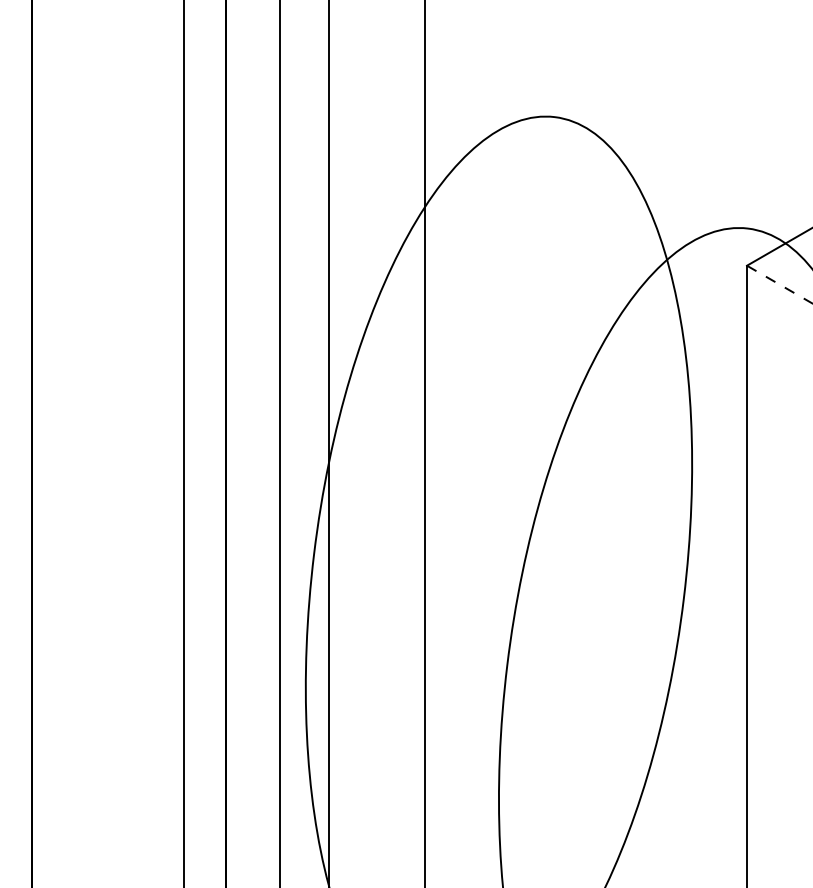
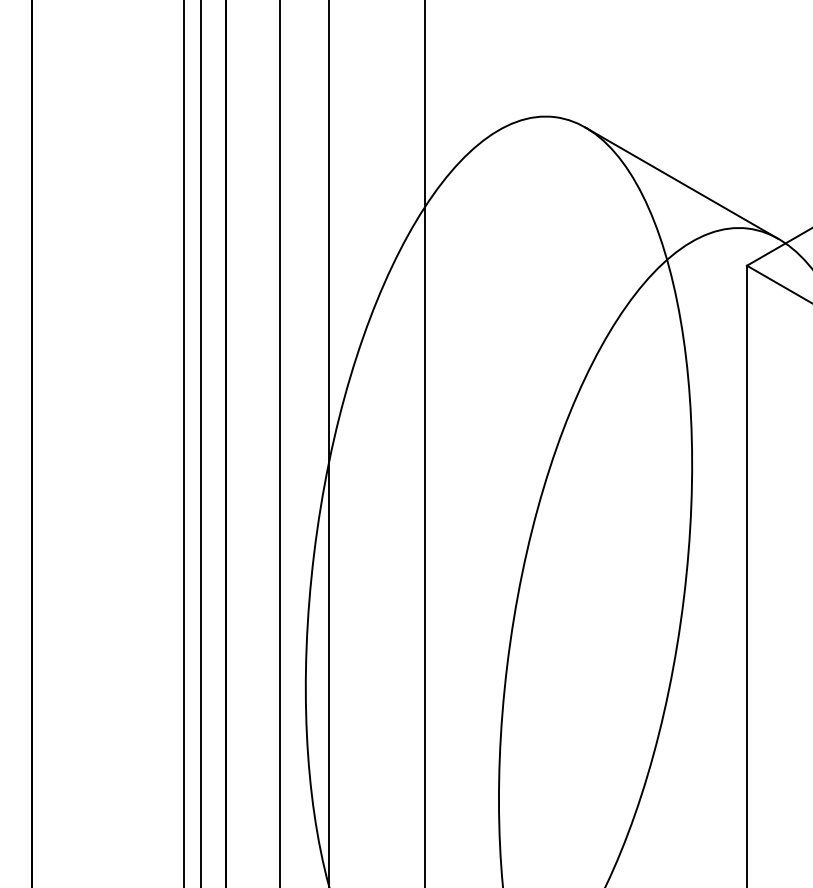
line: none -> present (681, 182)
line: dashed -> solid (779, 284)
line: none -> present (201, 443)
